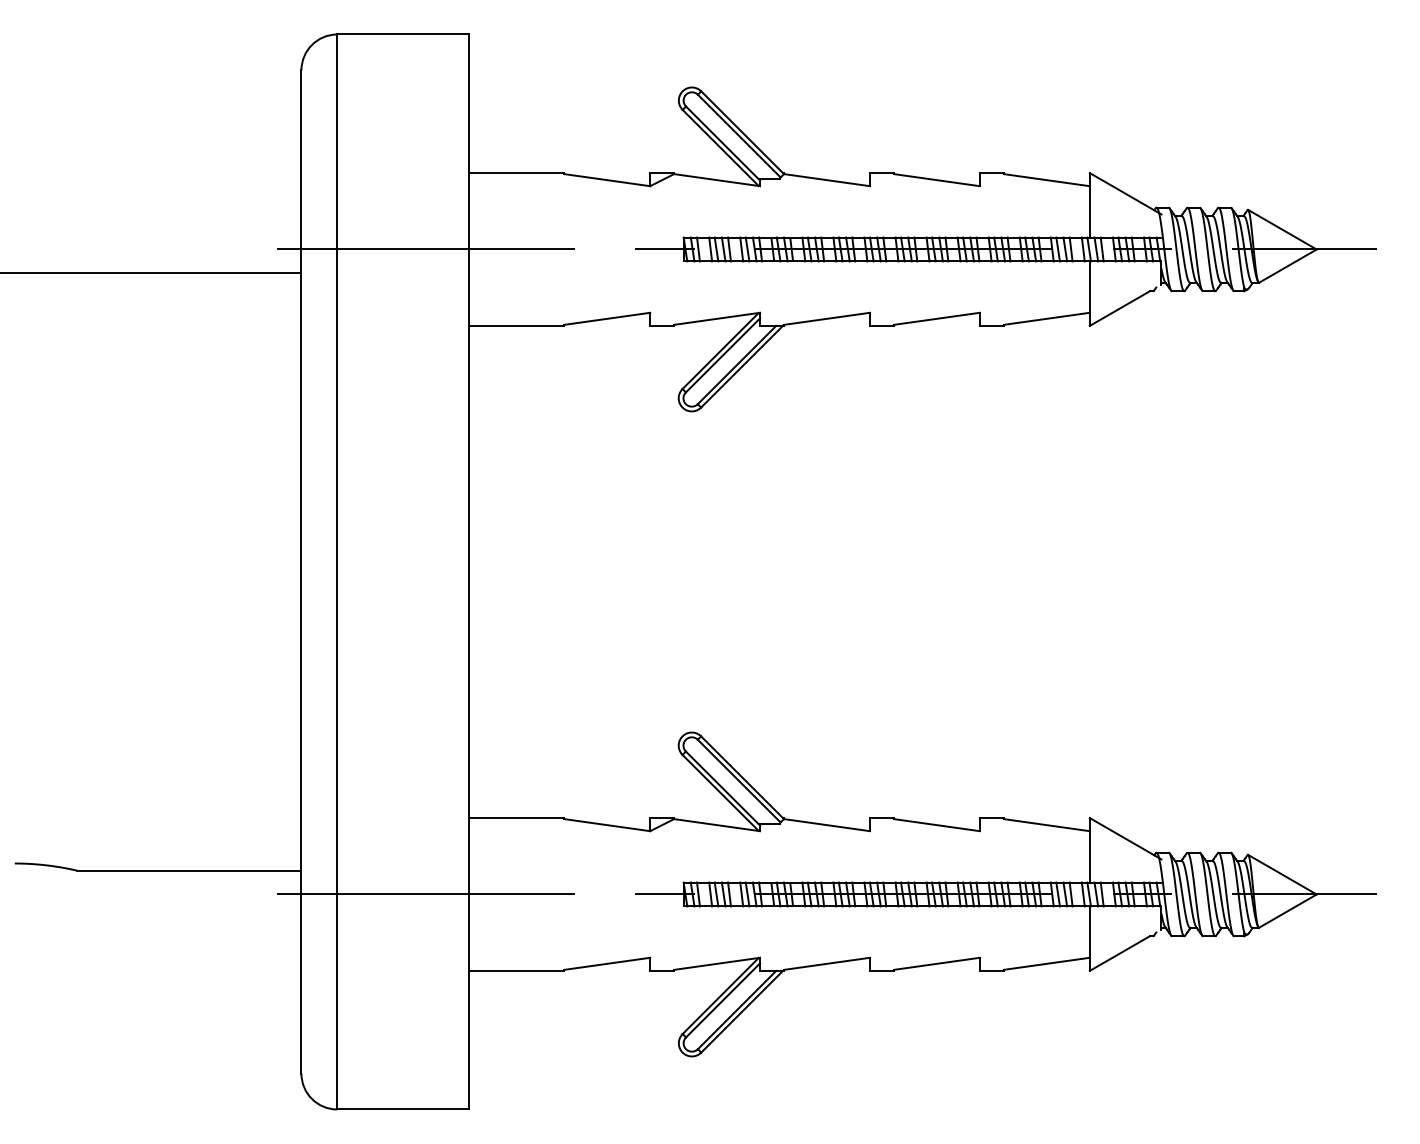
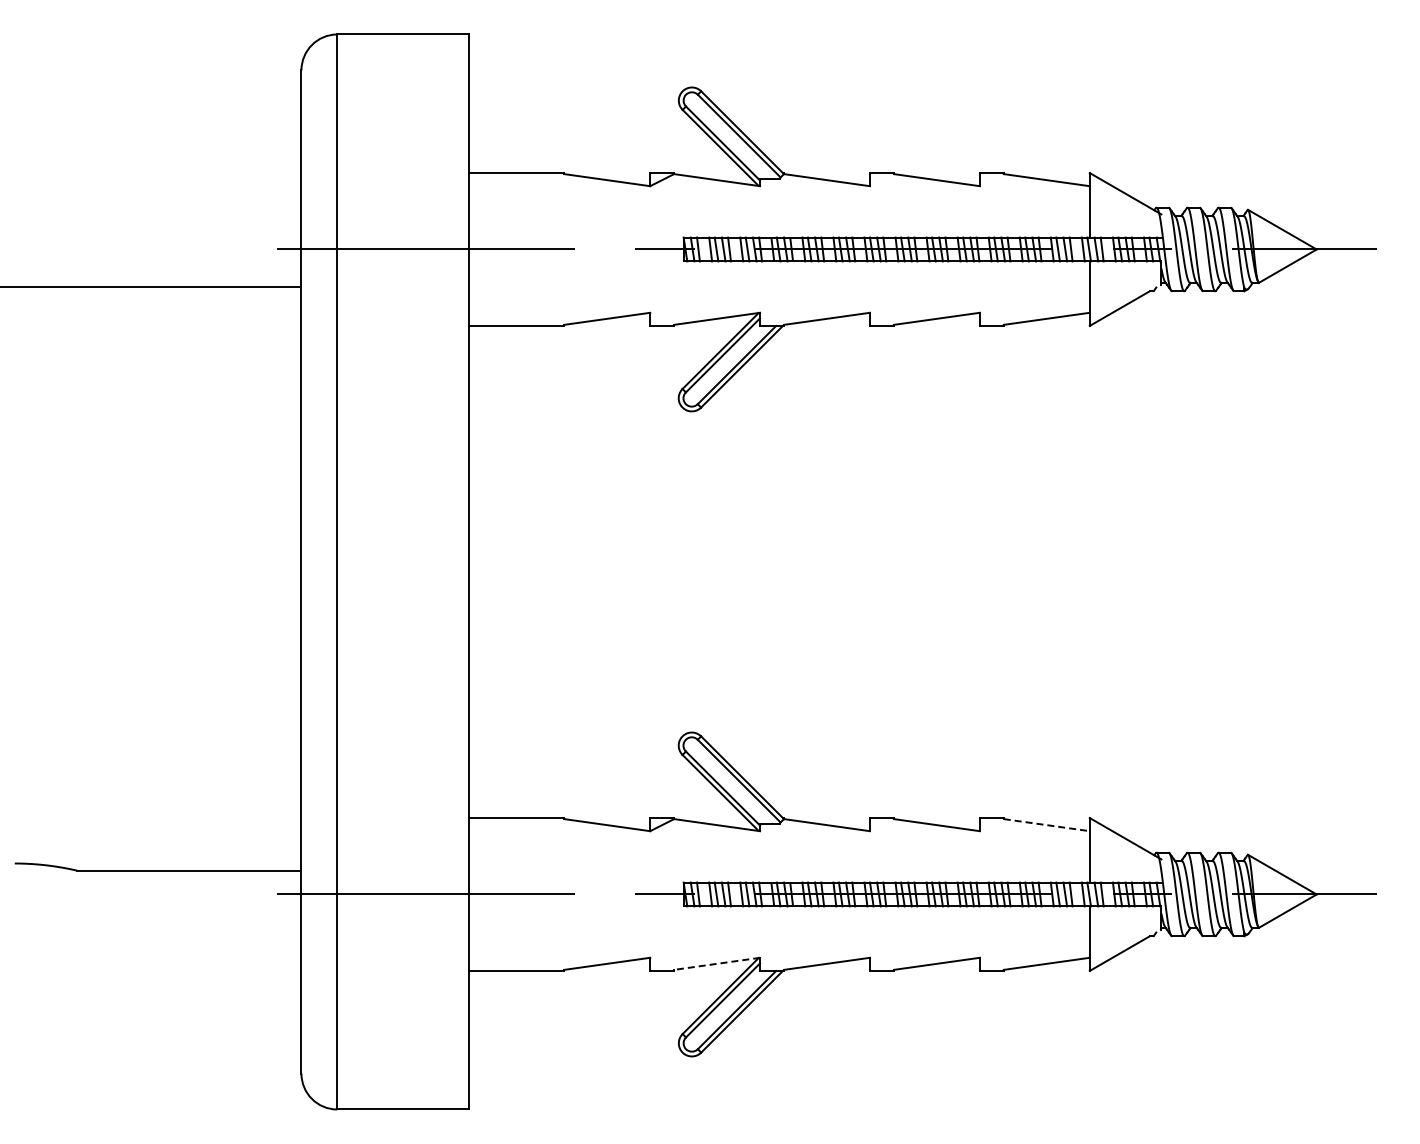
line position: (151, 273) -> (151, 287) (151, 287)
line: solid -> dashed (1047, 825)
line: solid -> dashed (716, 963)
